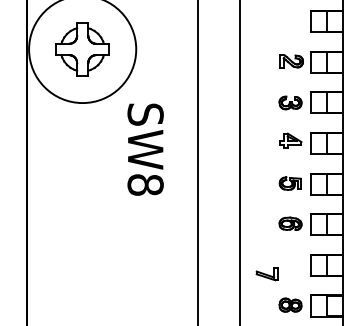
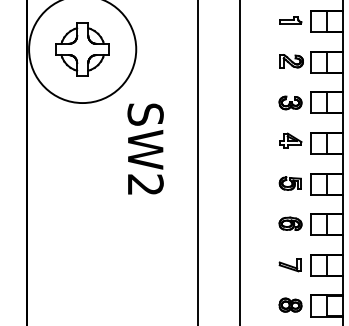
part: none -> present (290, 20)
text: SW8 -> SW2 (145, 184)
part position: (266, 274) -> (289, 265) (289, 265)
